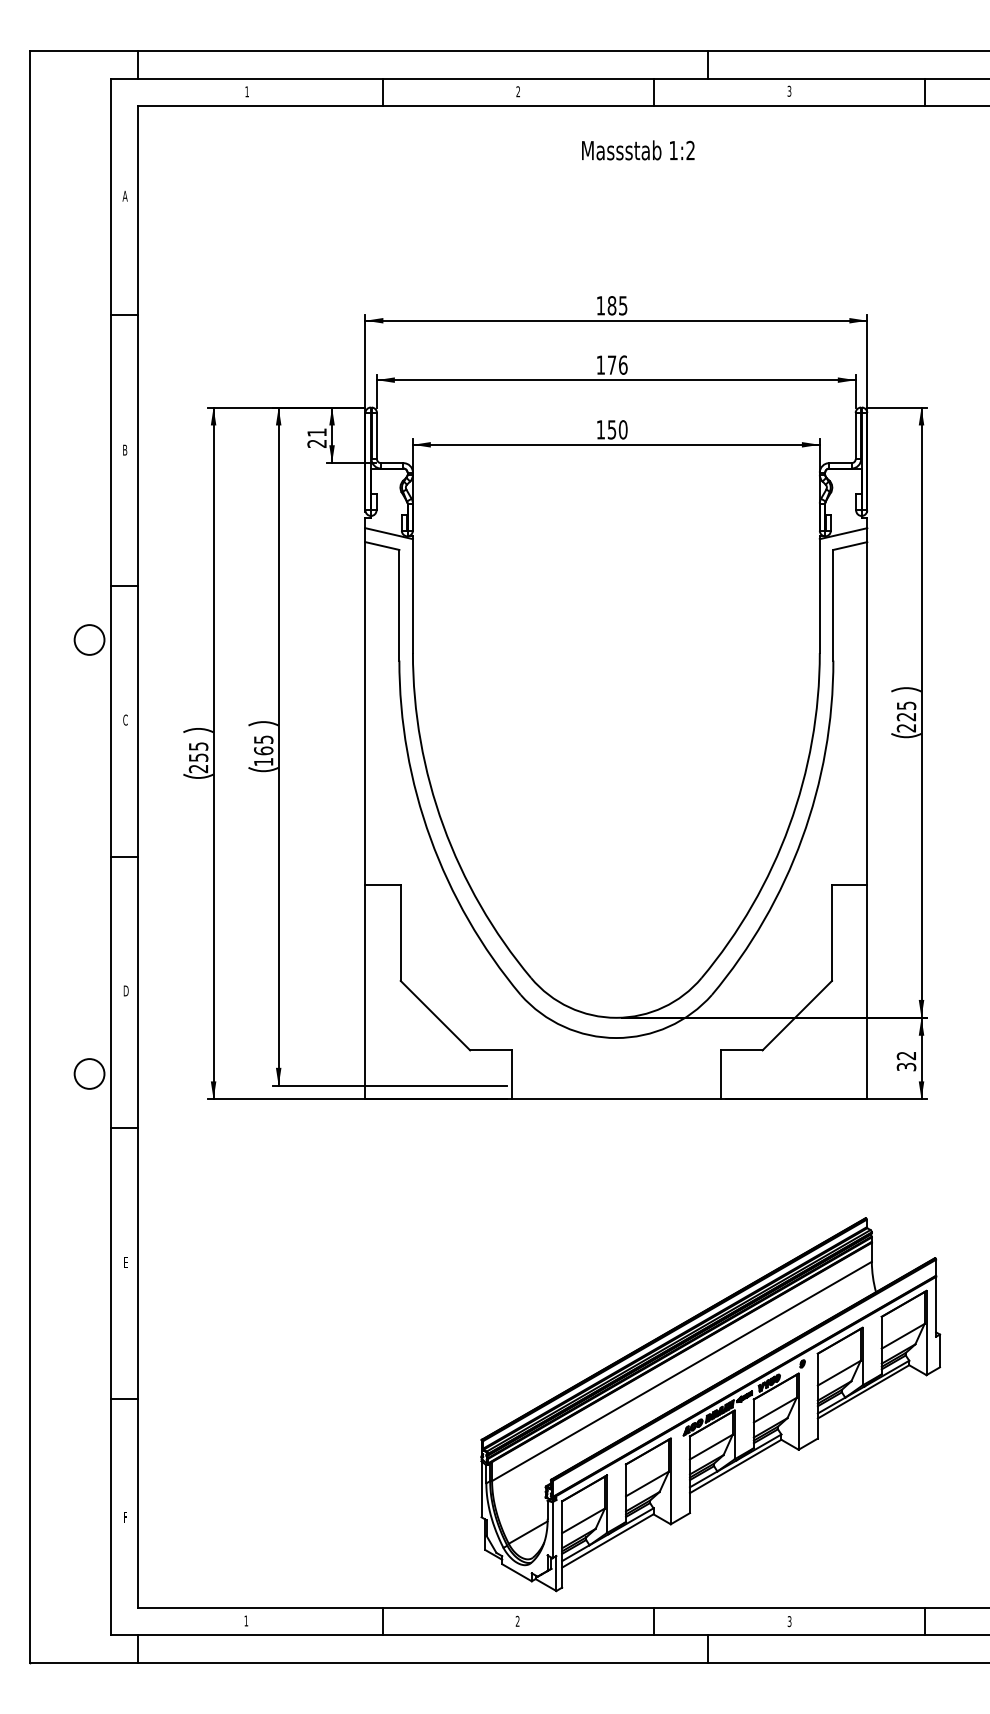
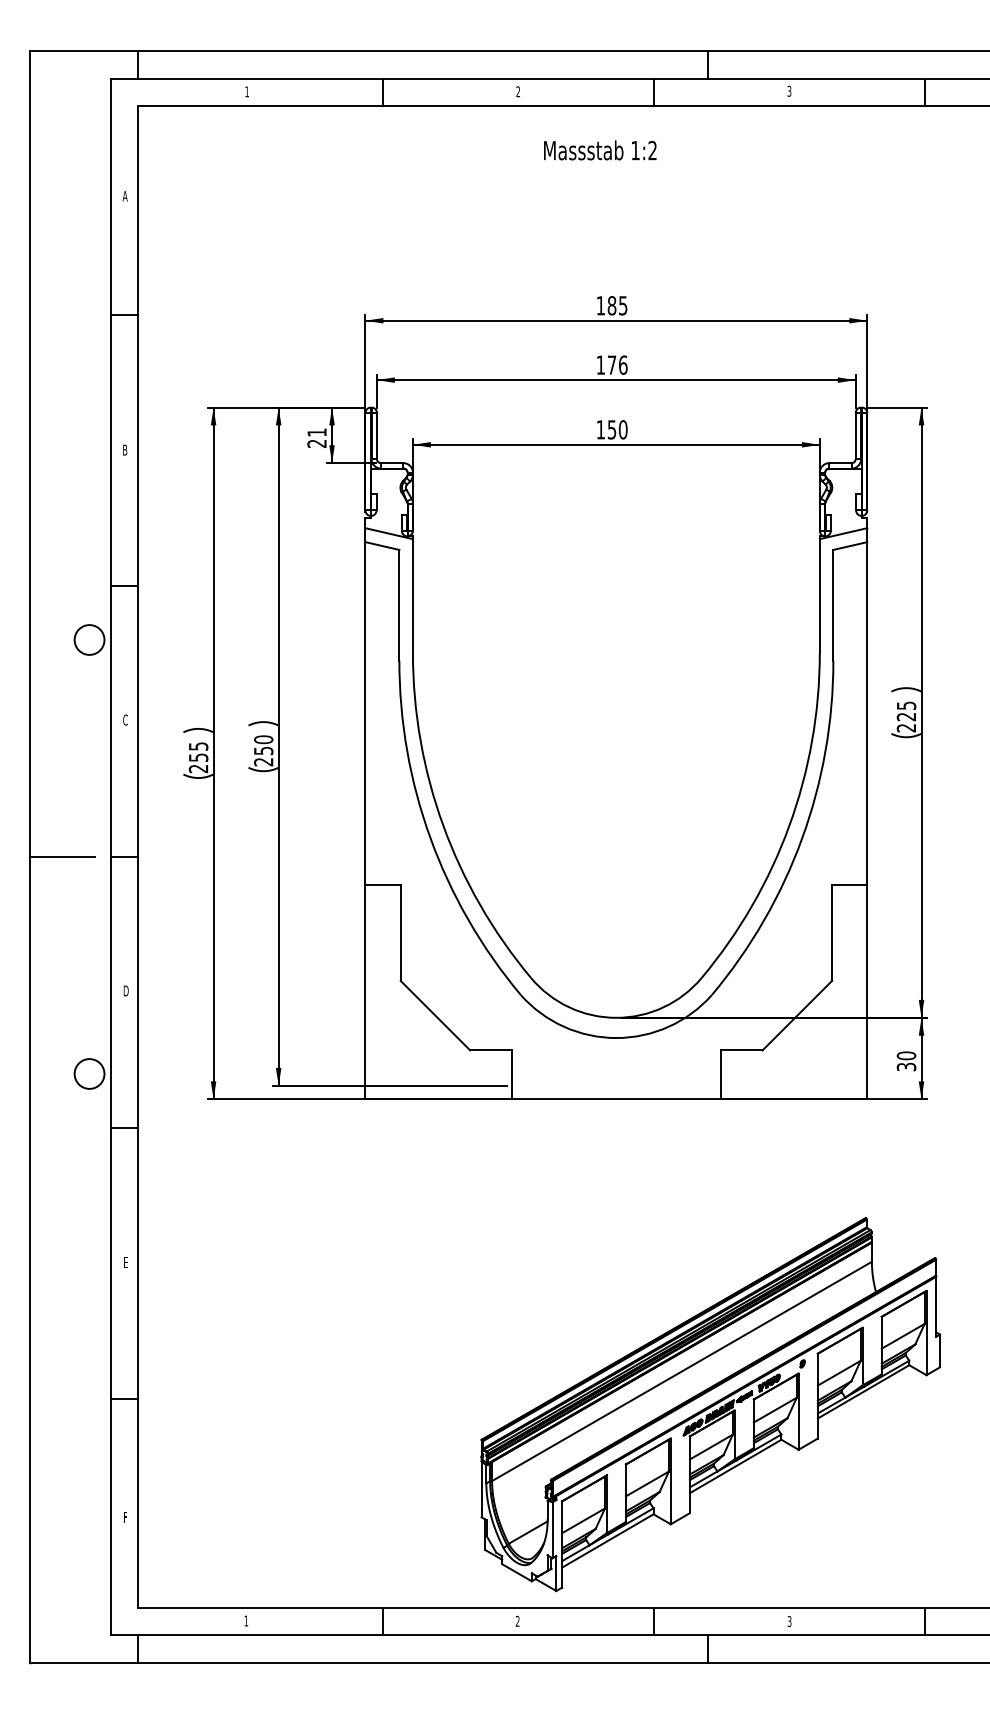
text position: (638, 150) -> (600, 150) (600, 150)
text: 165 -> 250 (263, 750)
line: none -> present (62, 856)
text: 32 -> 30 (906, 1055)
